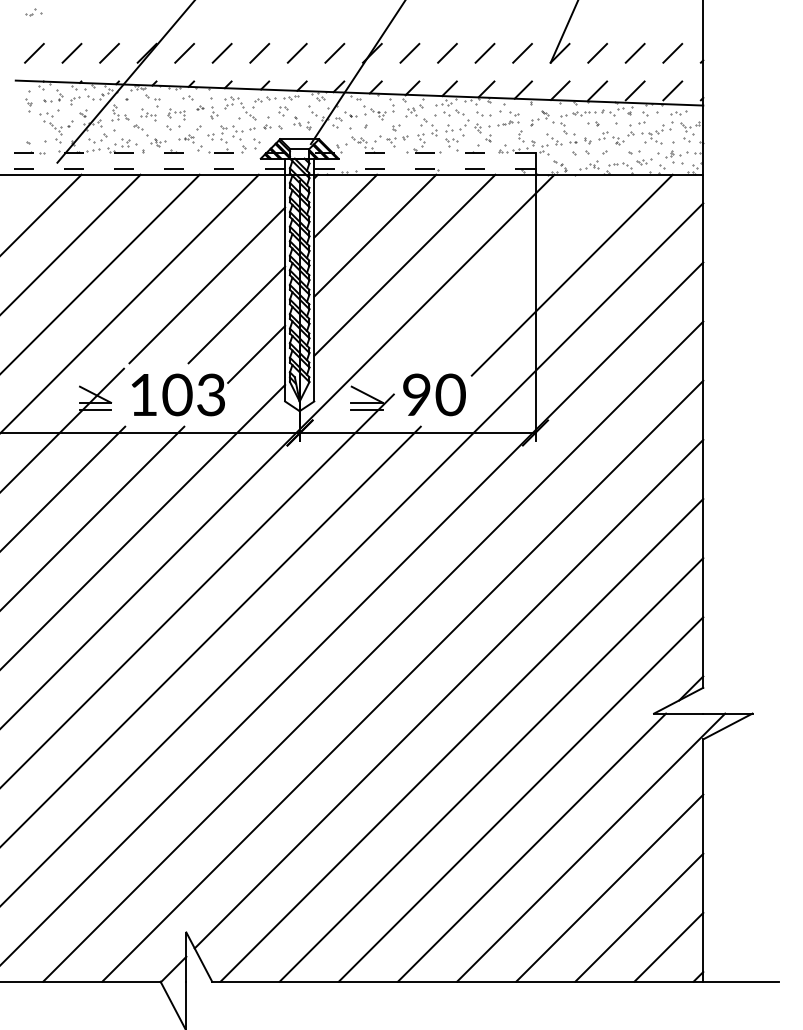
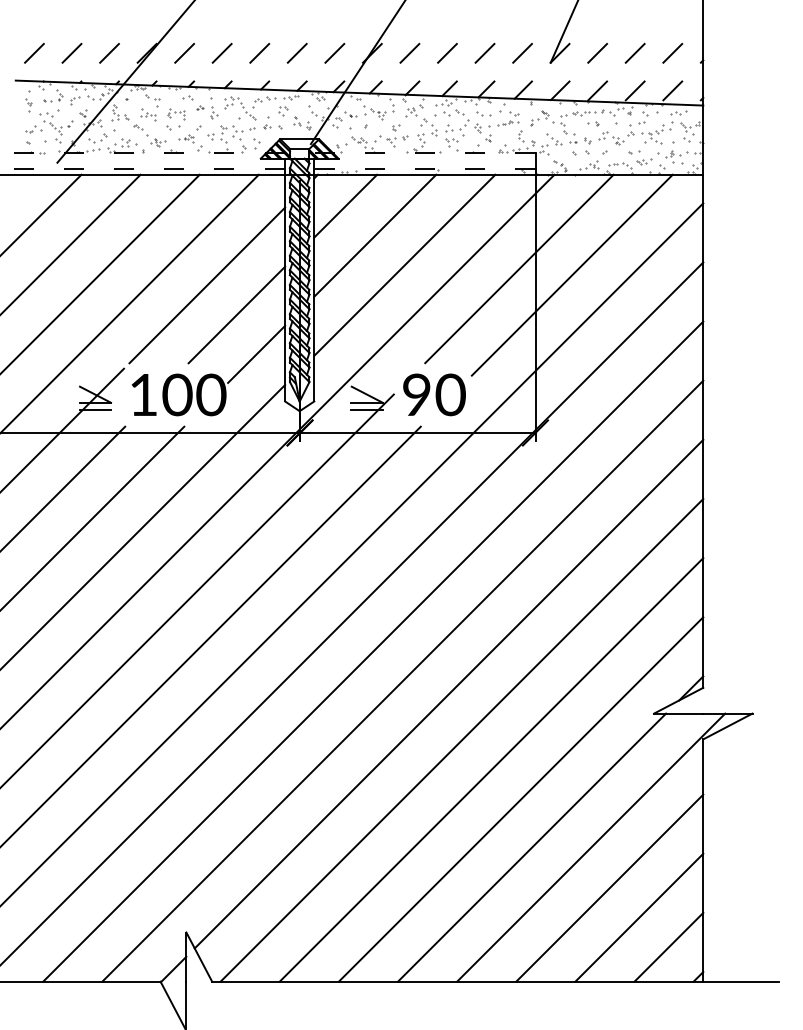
part position: (33, 12) -> (33, 129) (33, 129)
line: none -> present (519, 268)
text: 103 -> 100 (211, 394)
